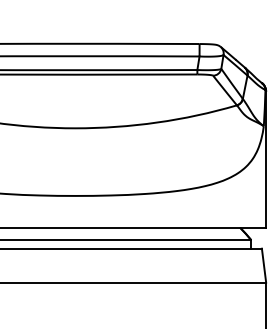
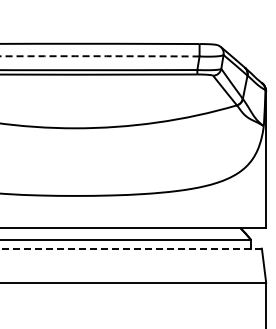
arc: solid -> dashed (99, 56)
line: solid -> dashed (130, 248)
